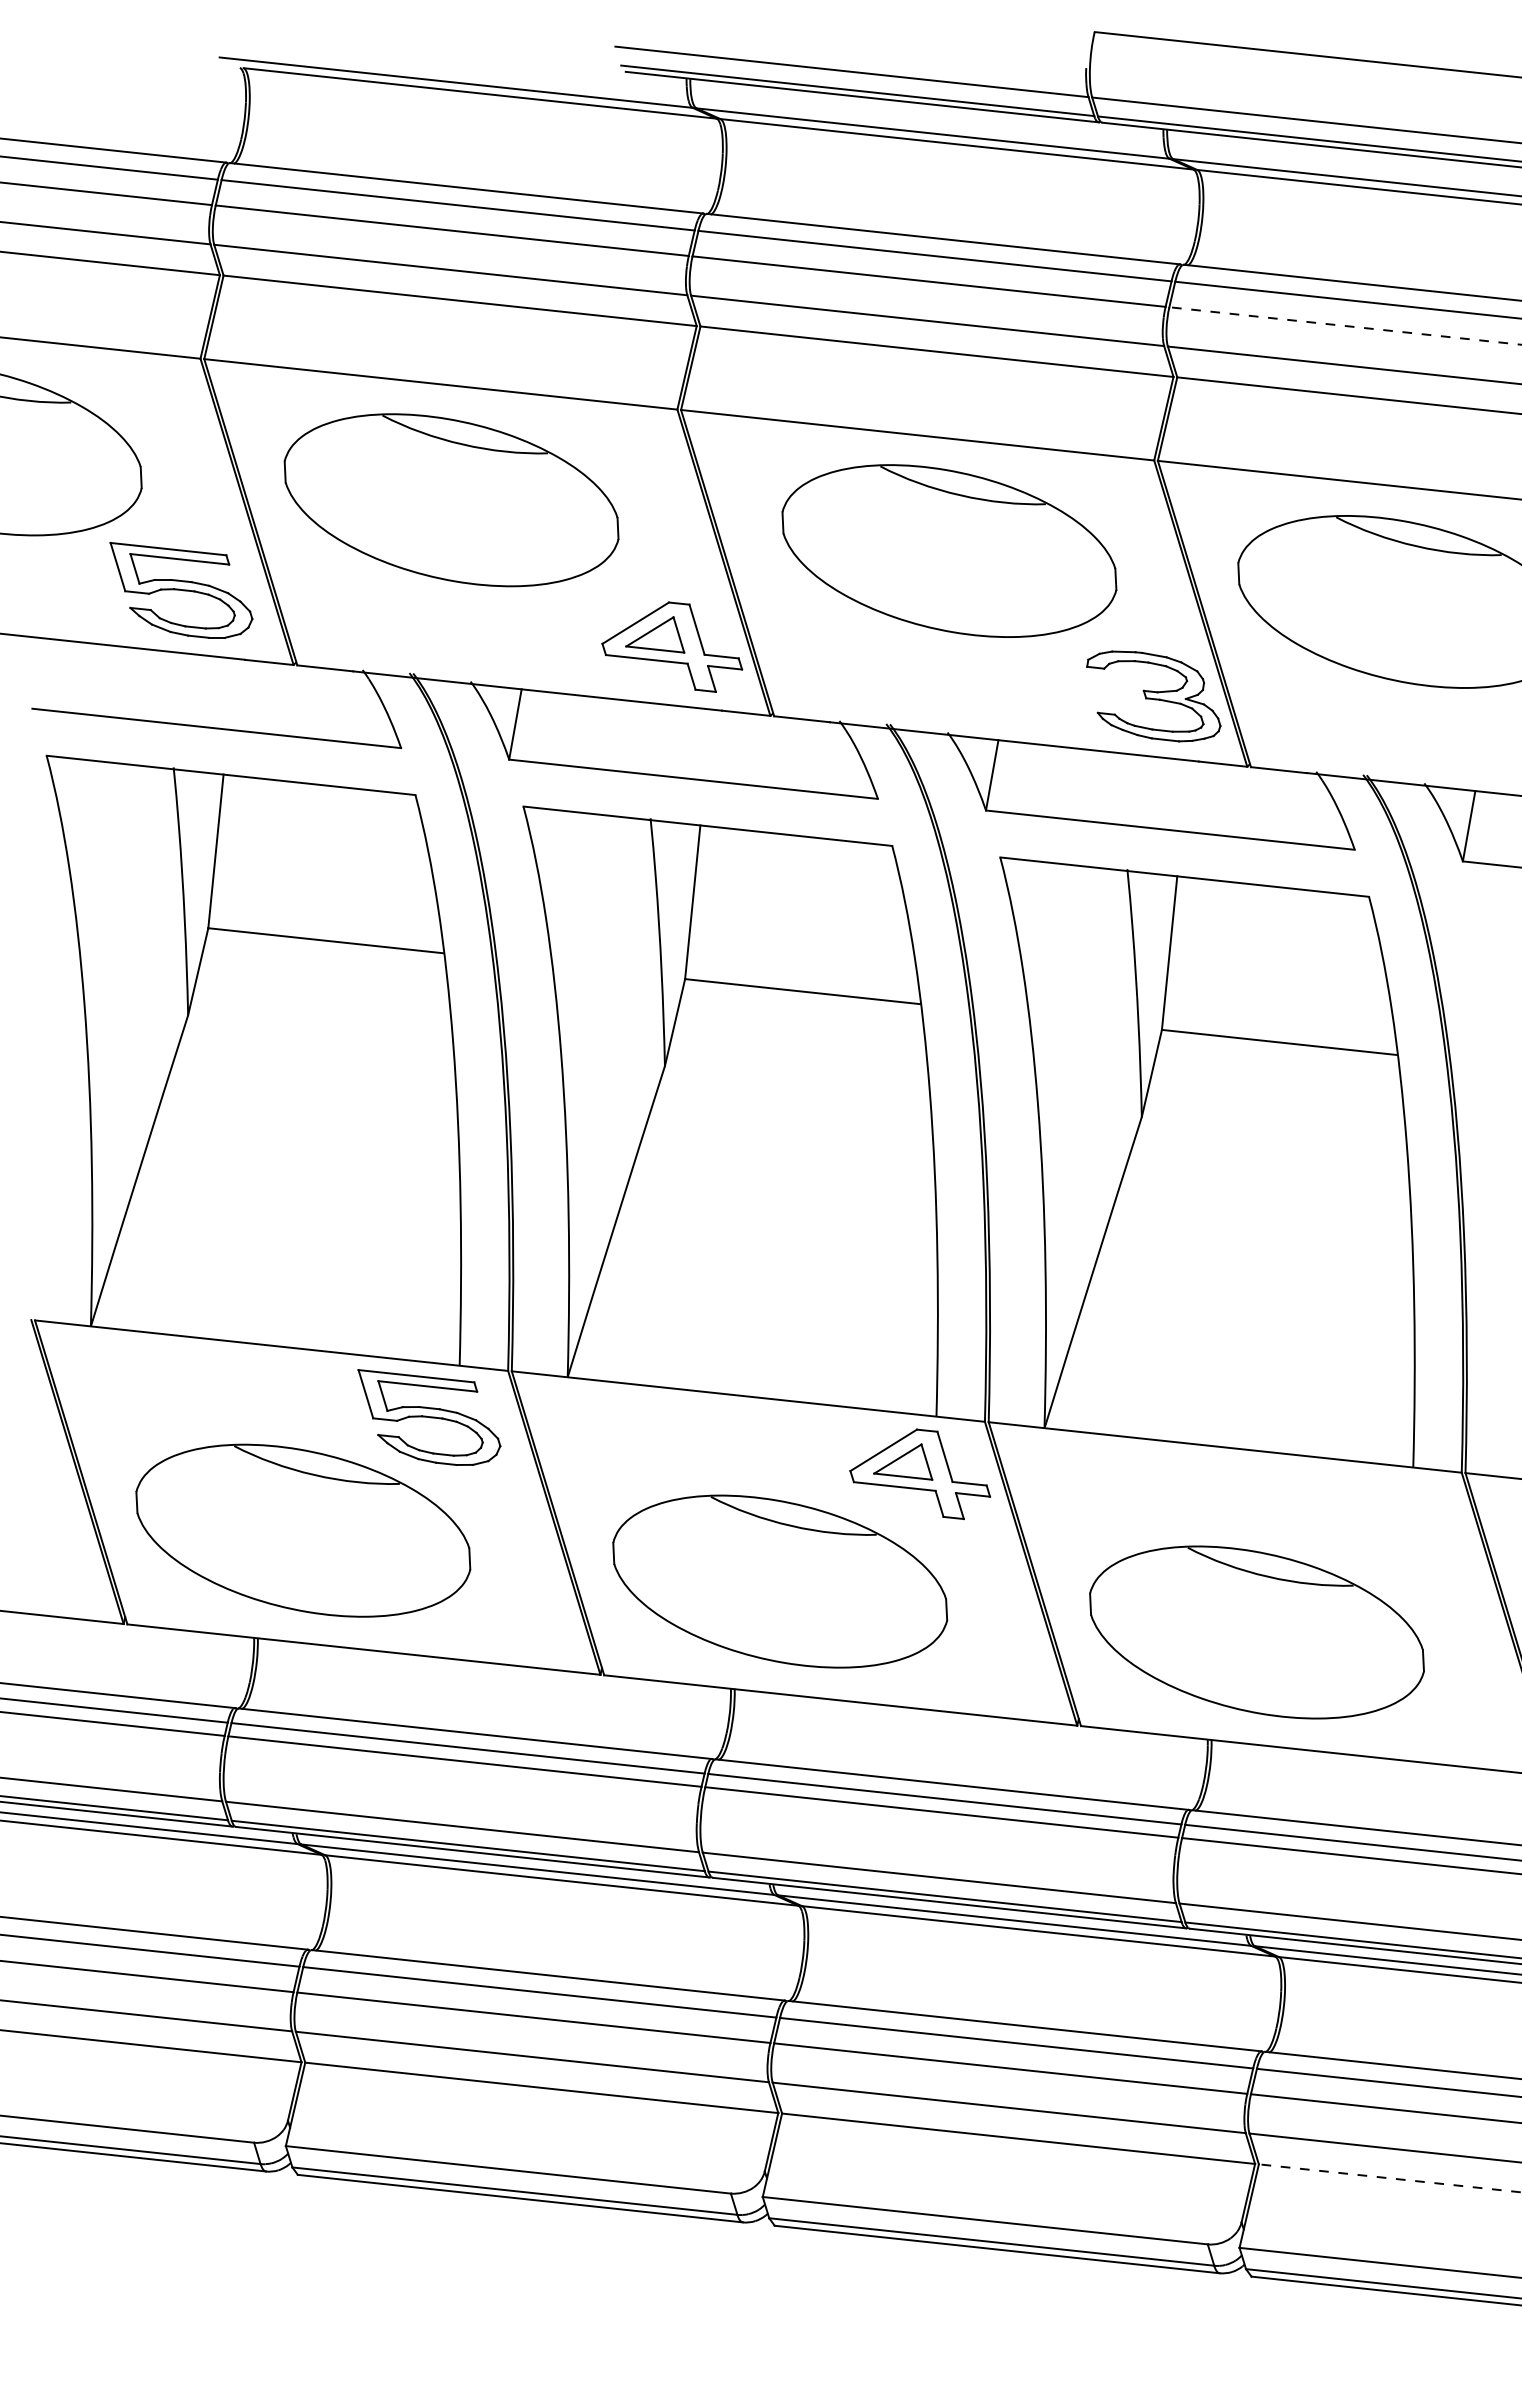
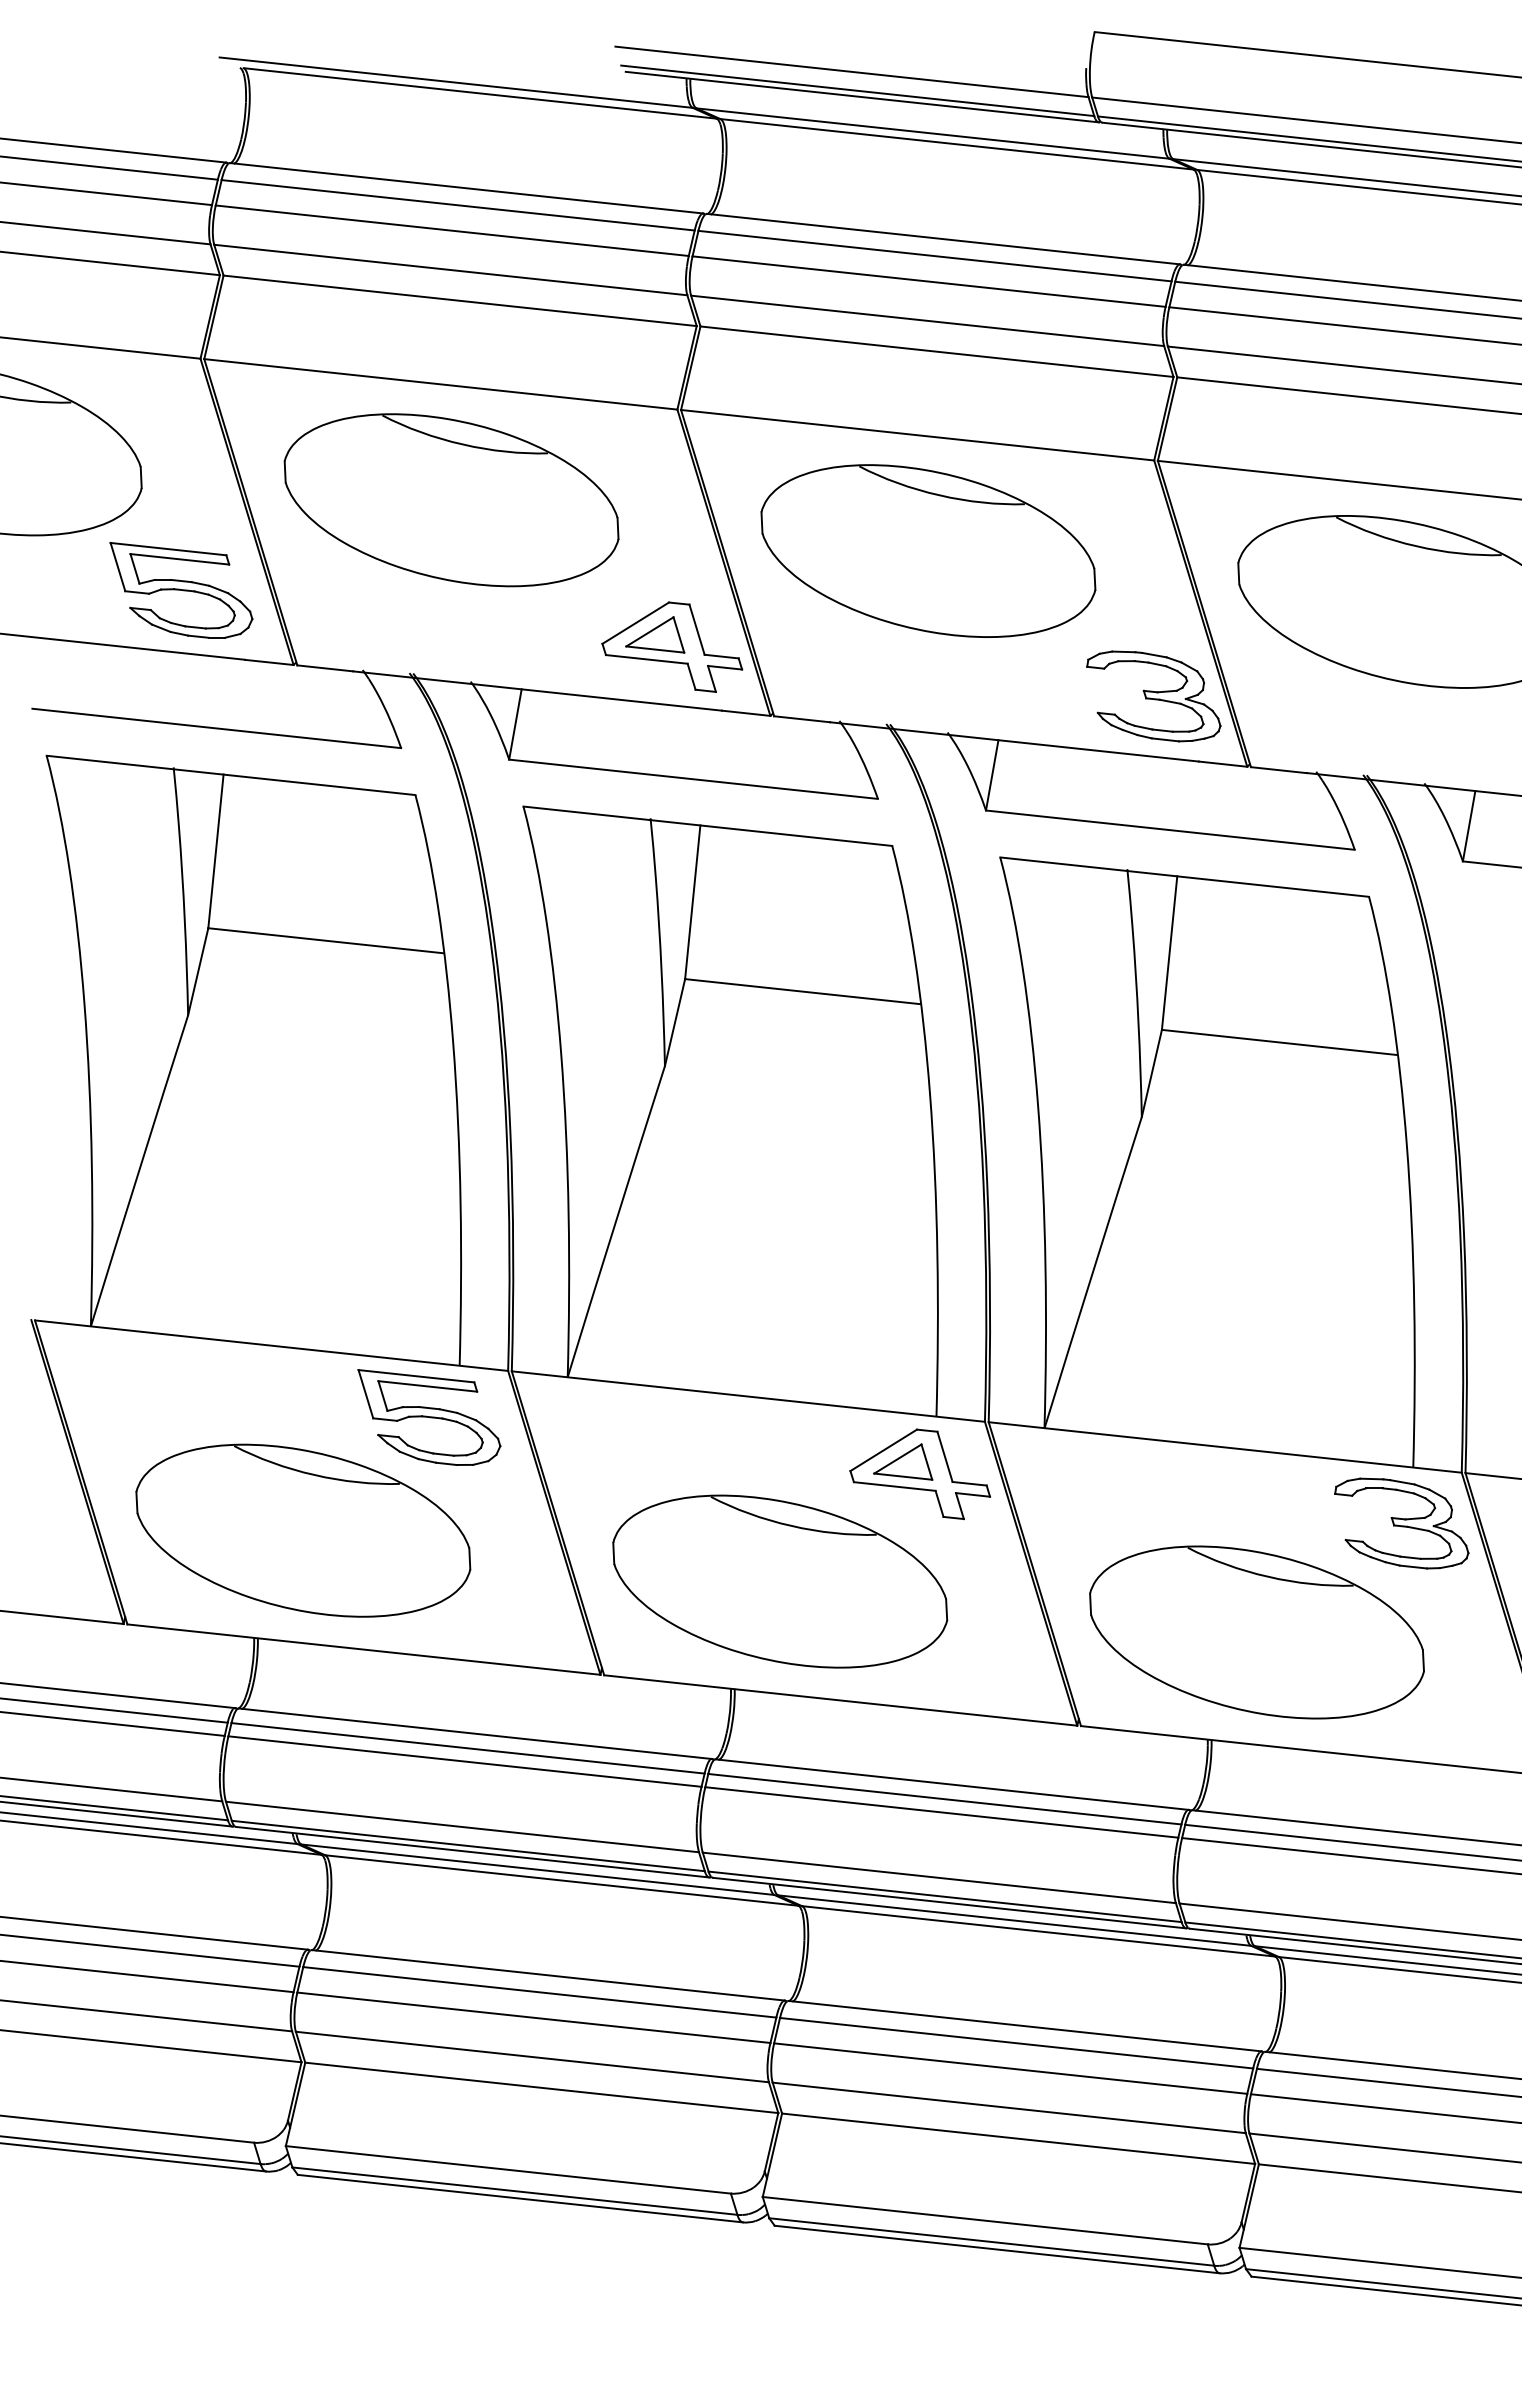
line: dashed -> solid (1345, 326)
part position: (949, 550) -> (928, 550) (928, 550)
part: none -> present (1401, 1523)
line: dashed -> solid (1390, 2178)
